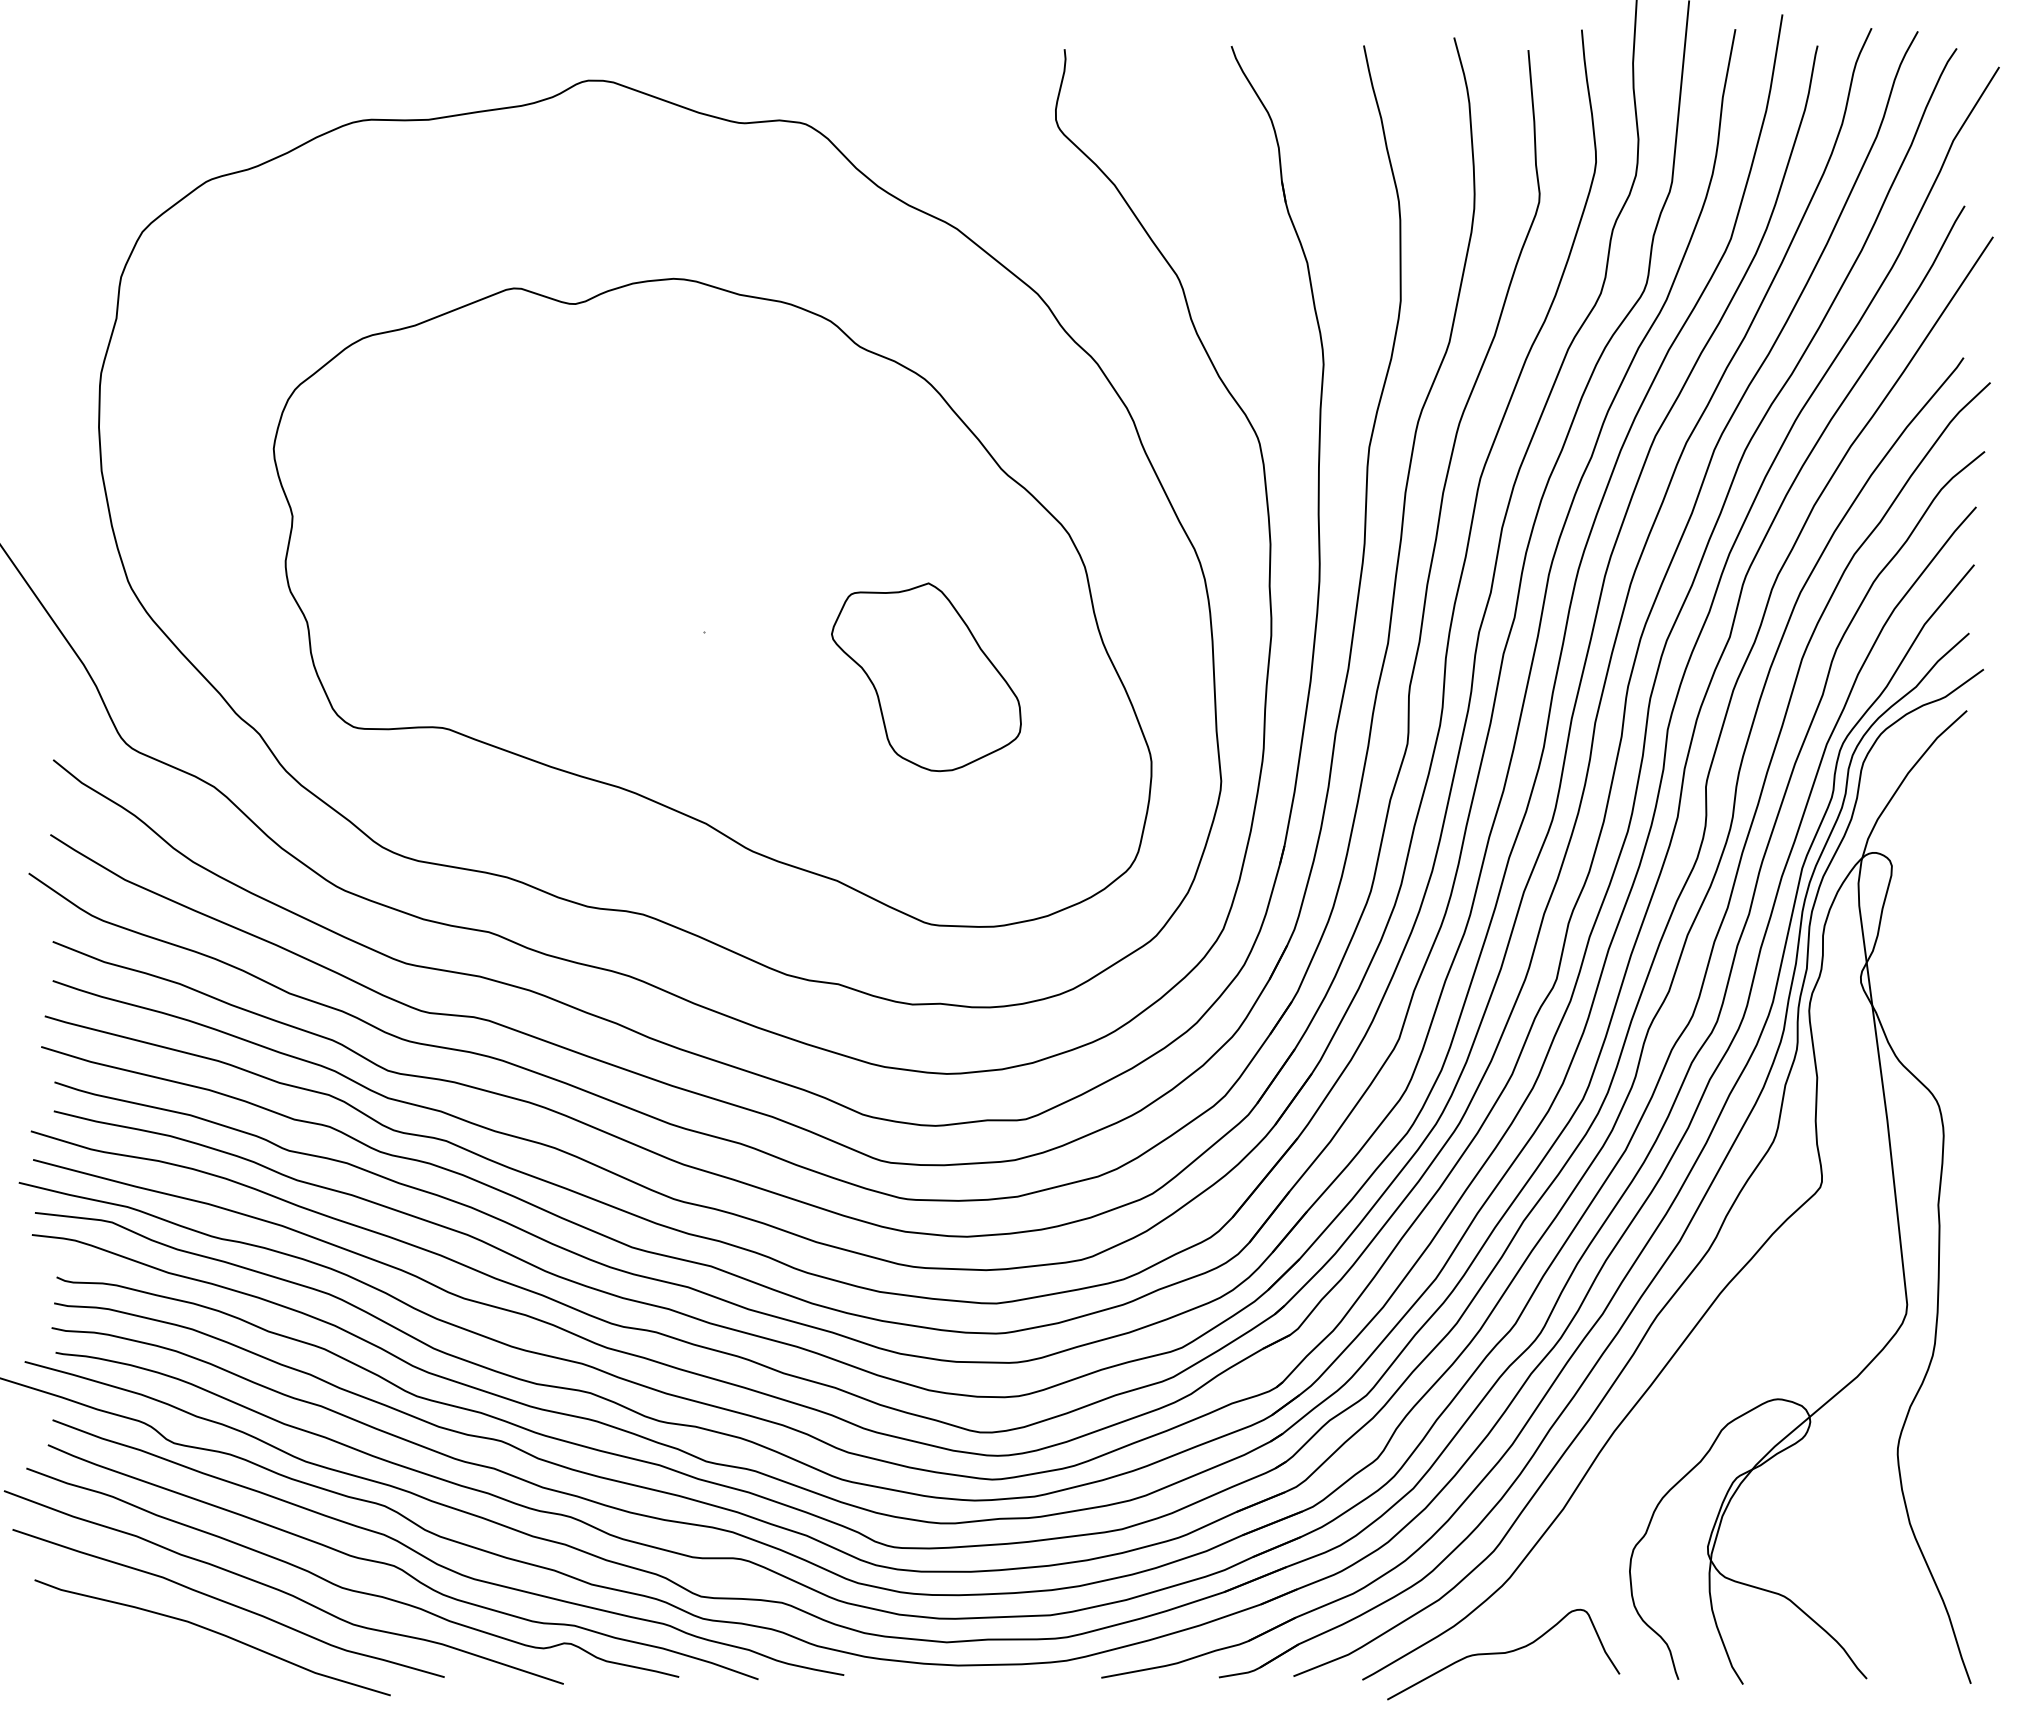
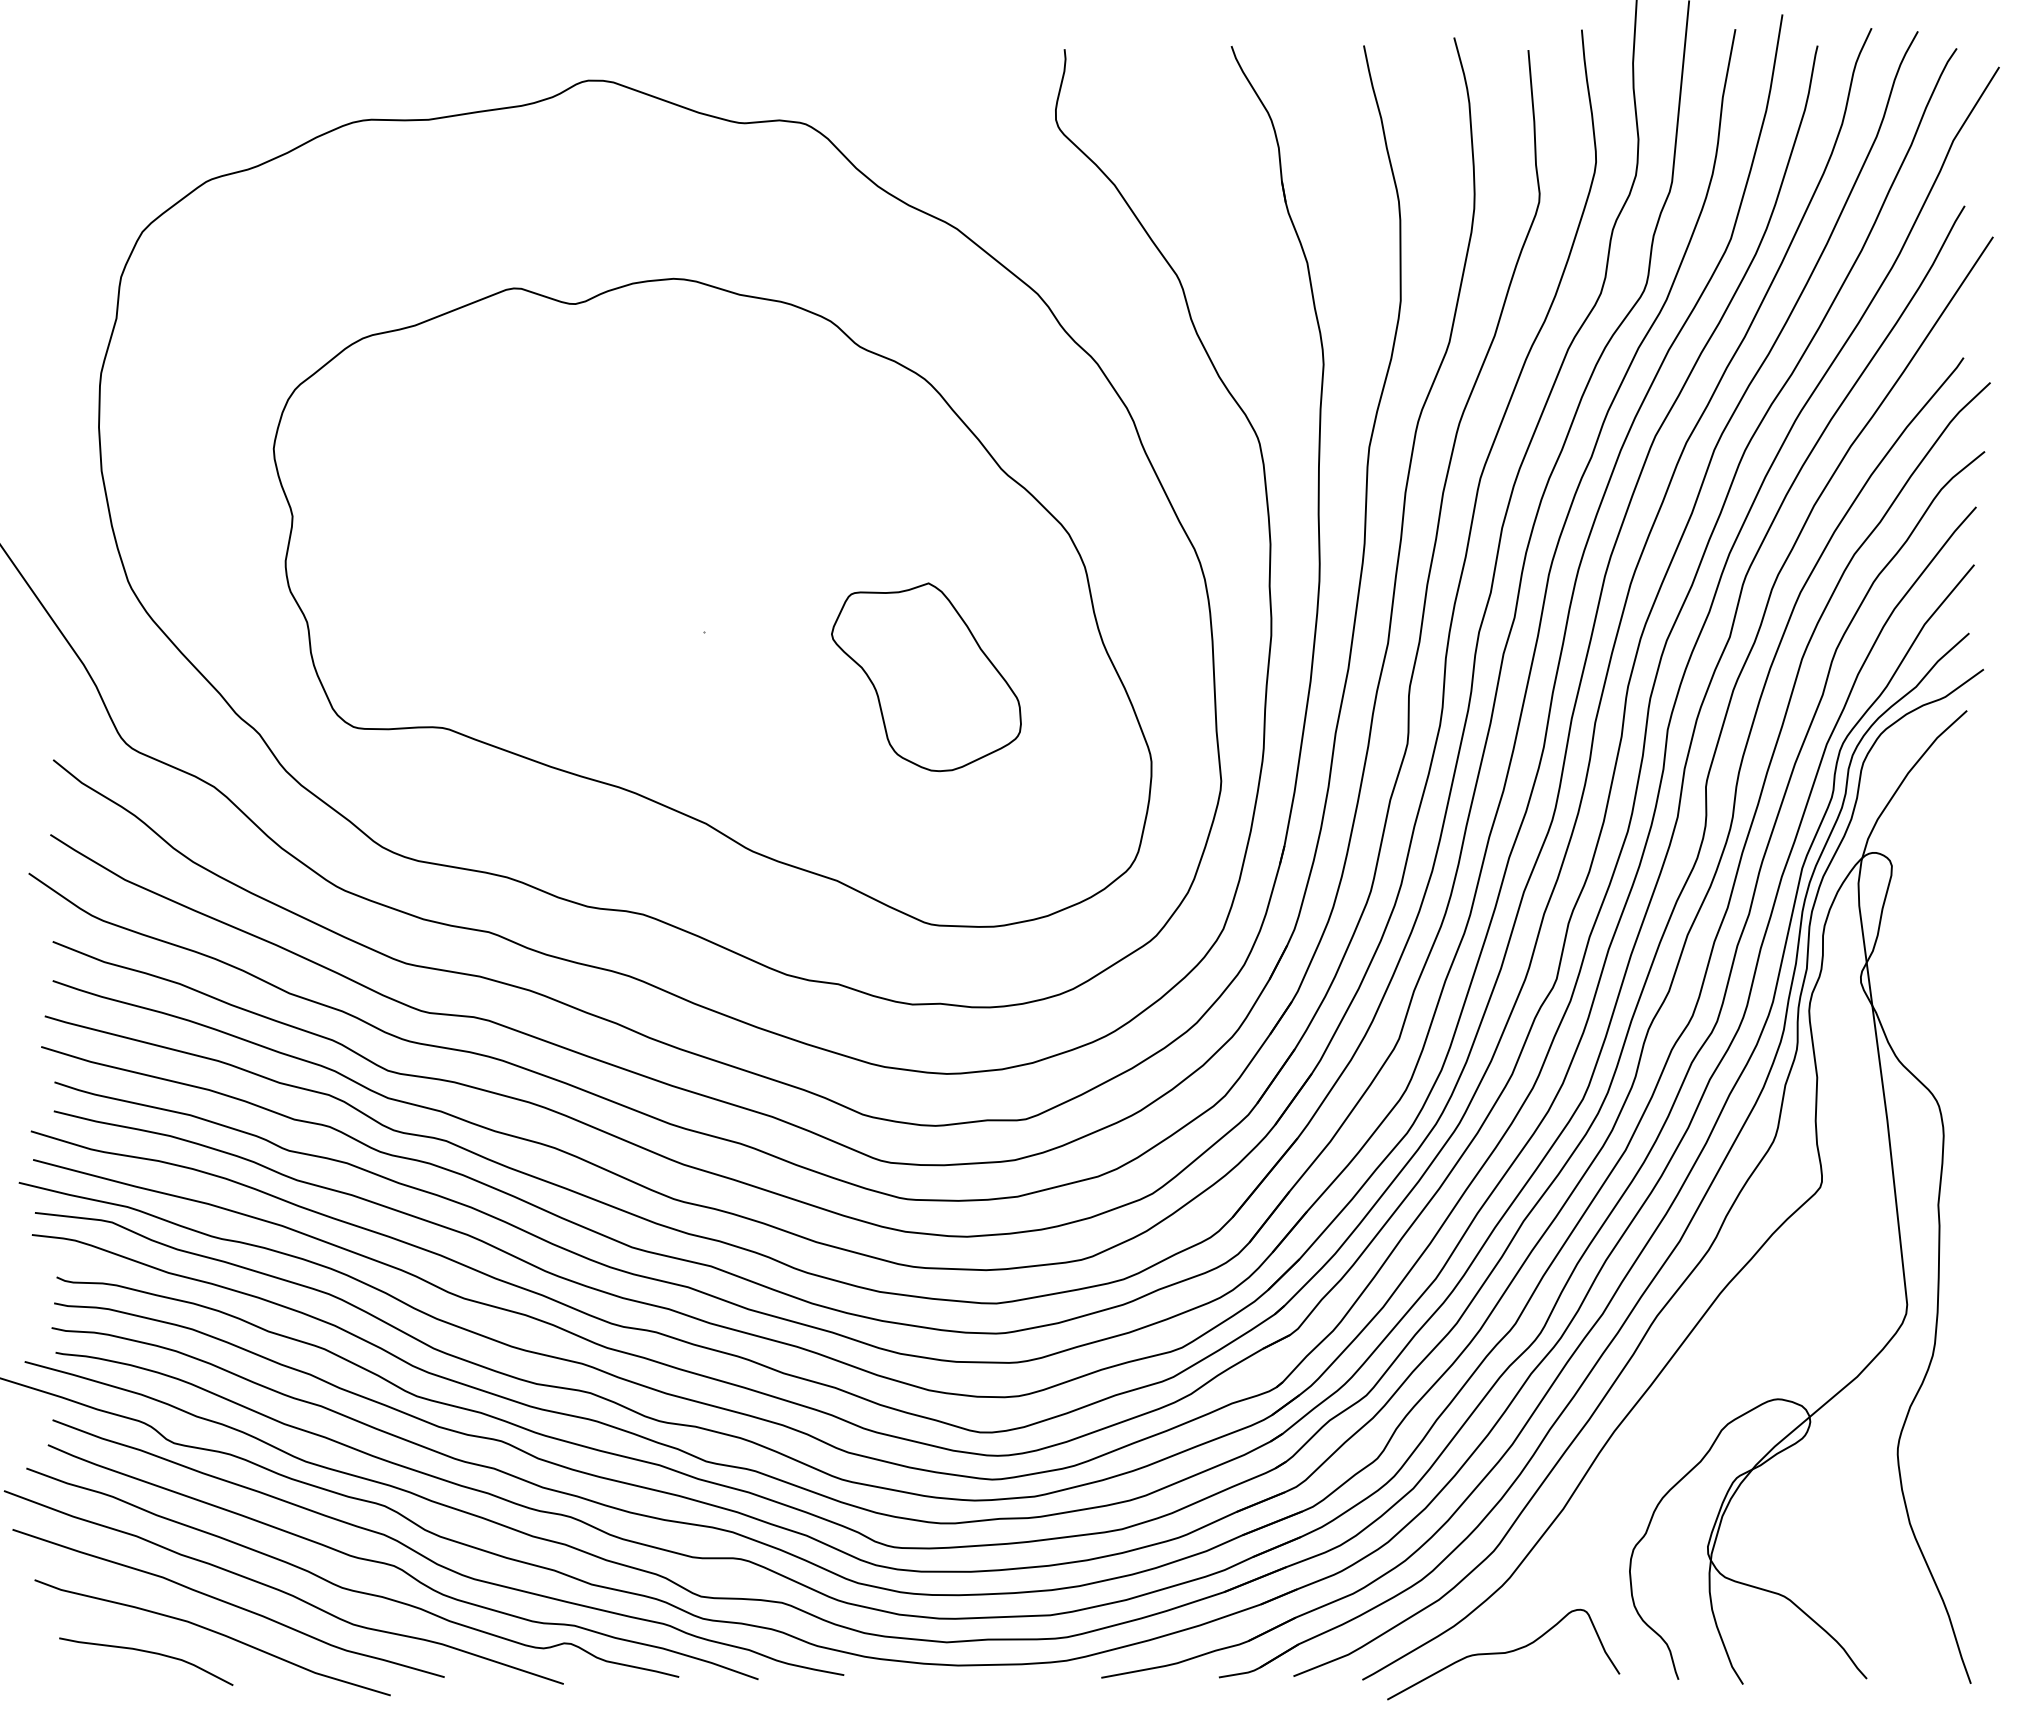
curve: none -> present (150, 1653)
